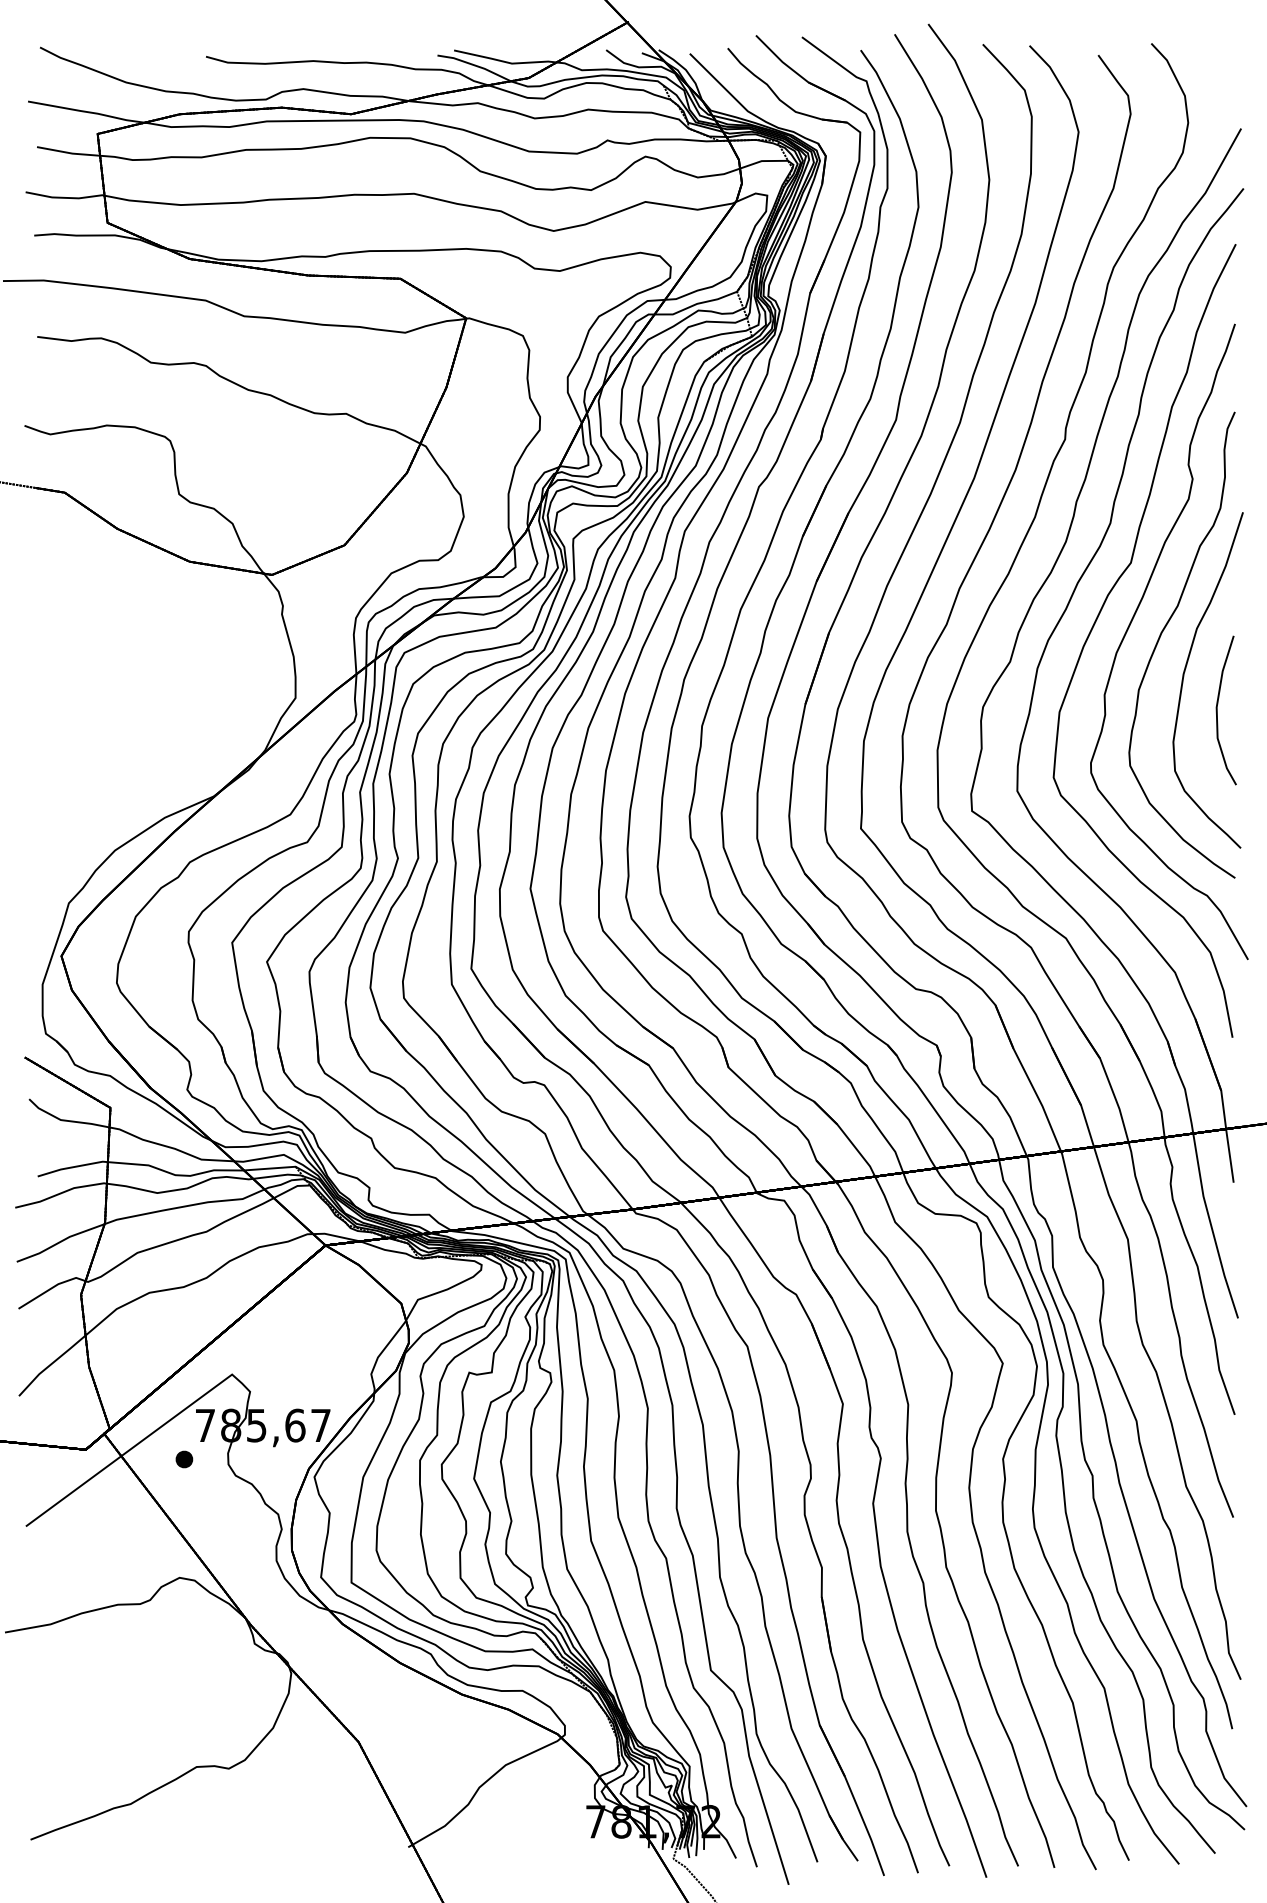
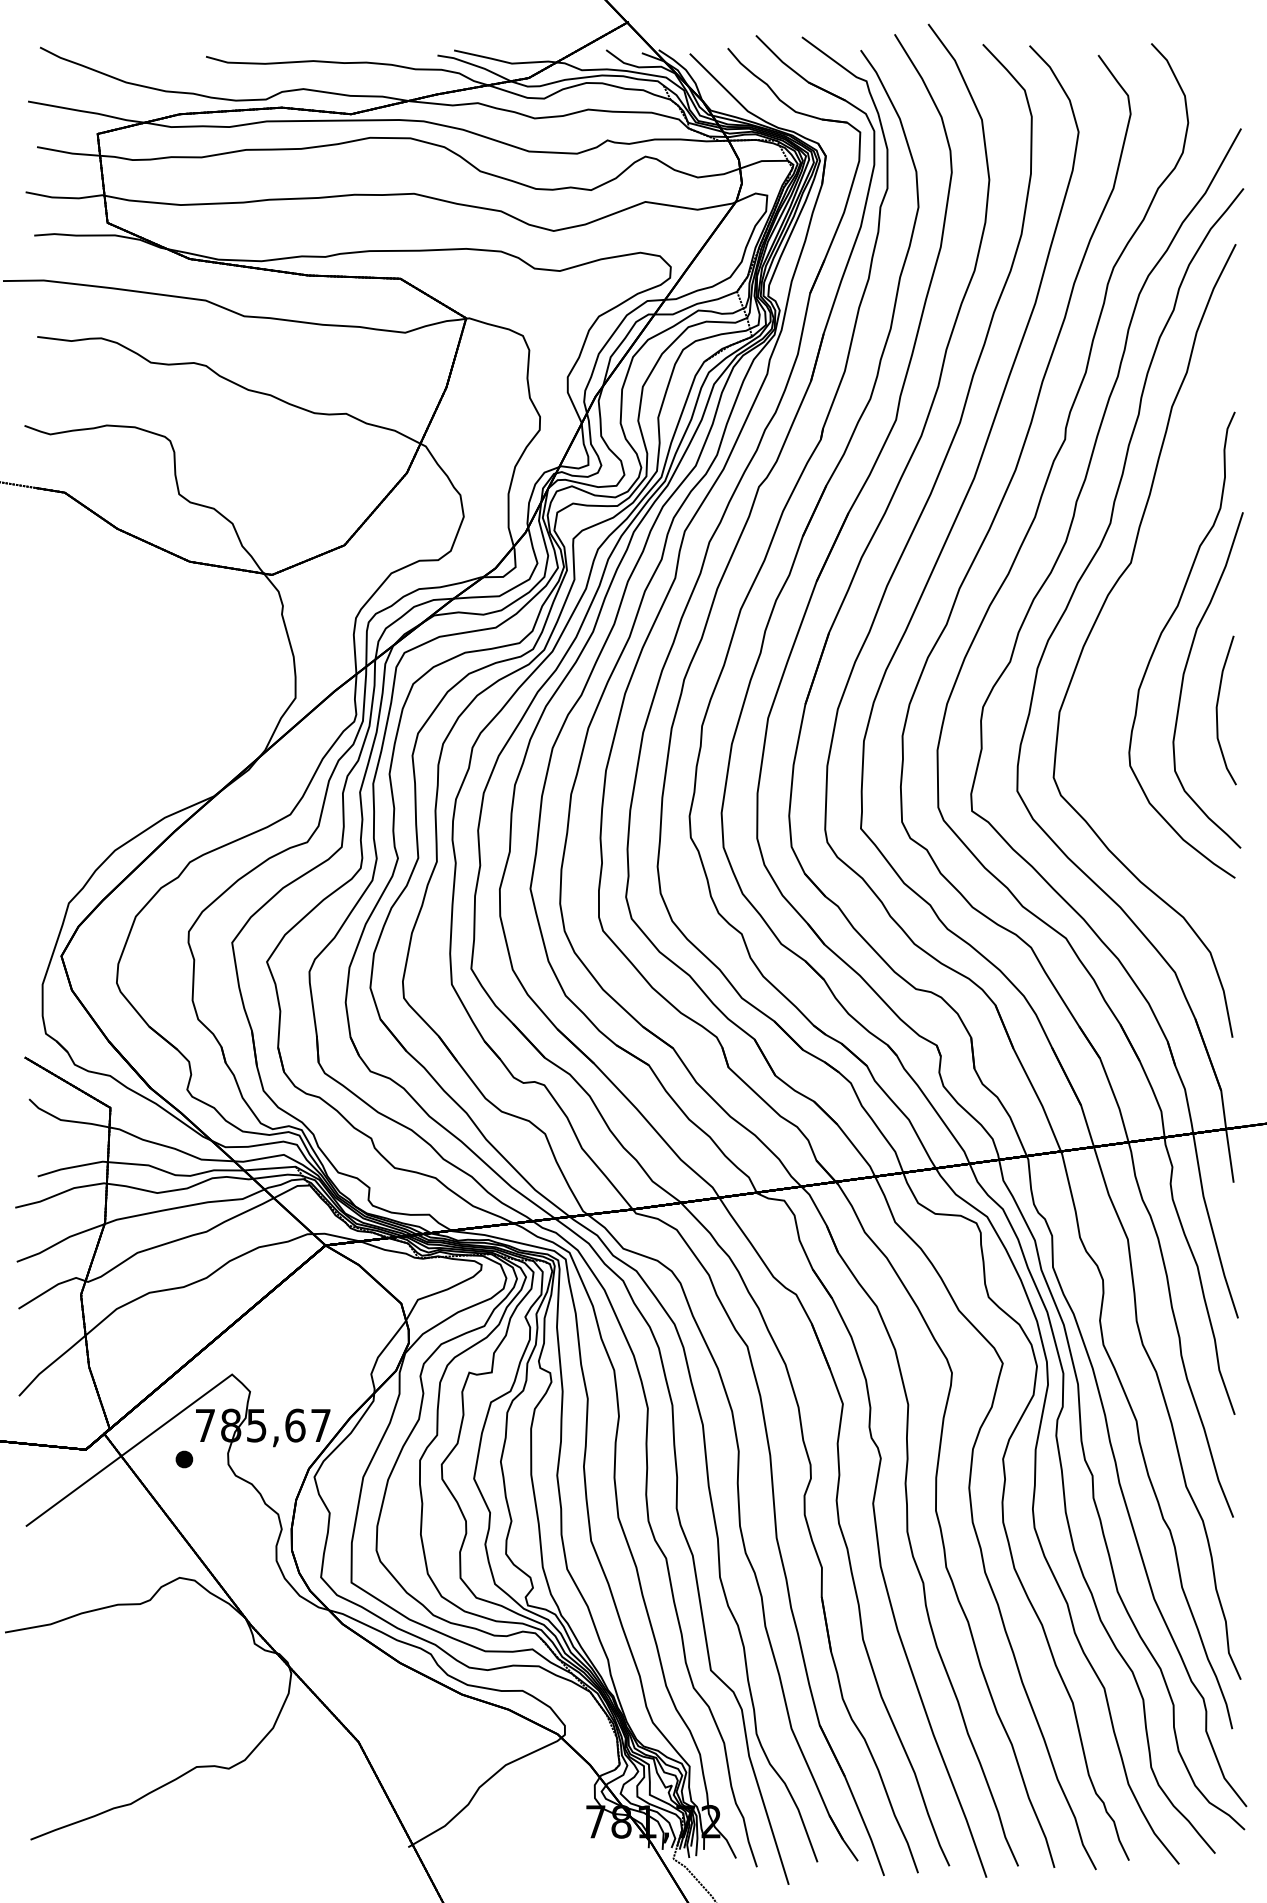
curve: present -> none (1131, 623)
